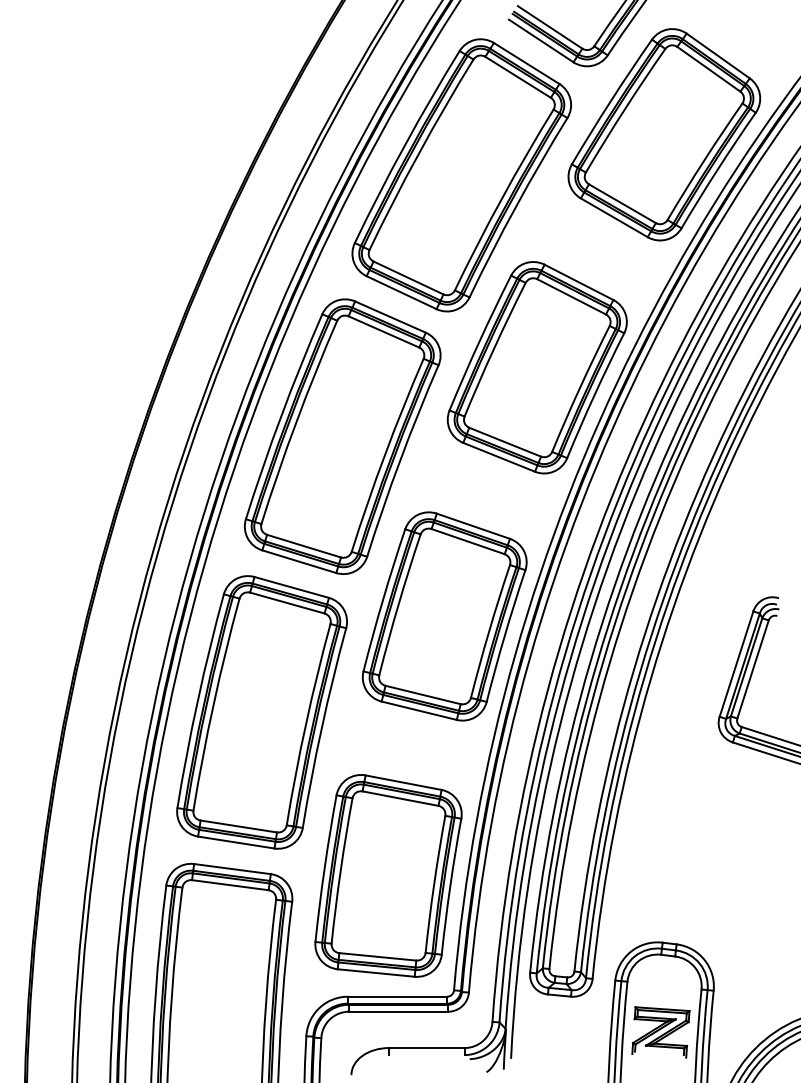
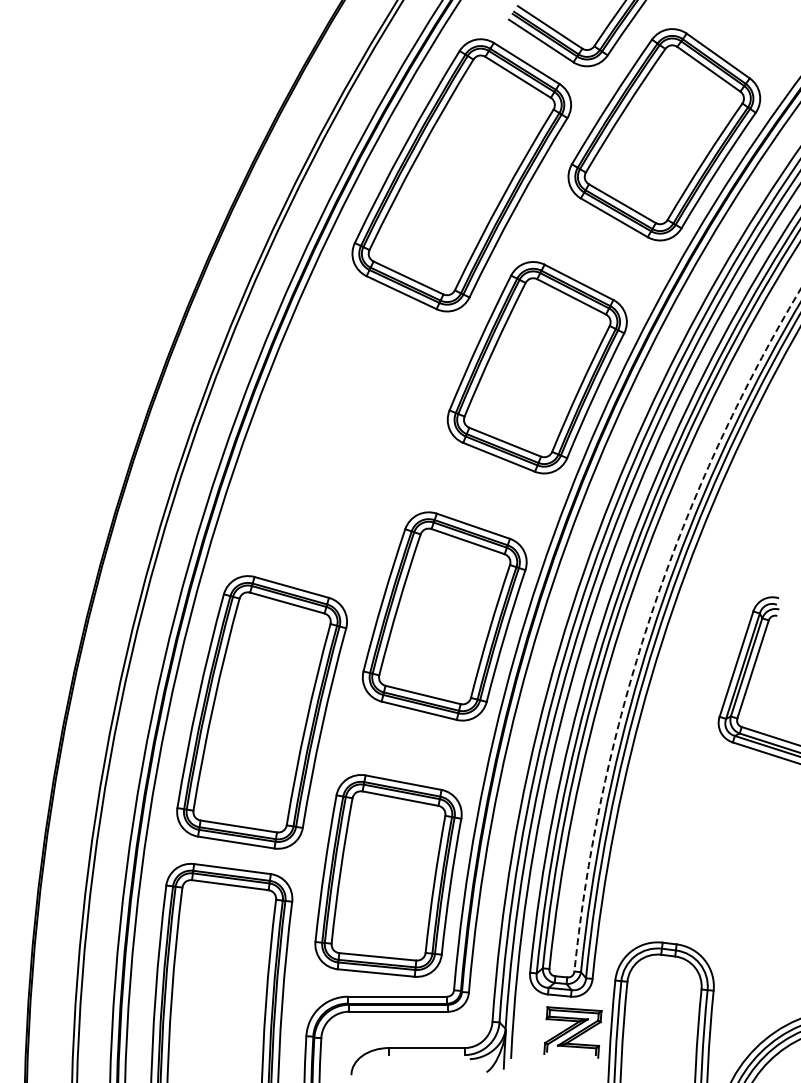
part: present -> none (342, 436)
arc: solid -> dashed (650, 617)
part position: (660, 1032) -> (572, 1032) (572, 1032)
